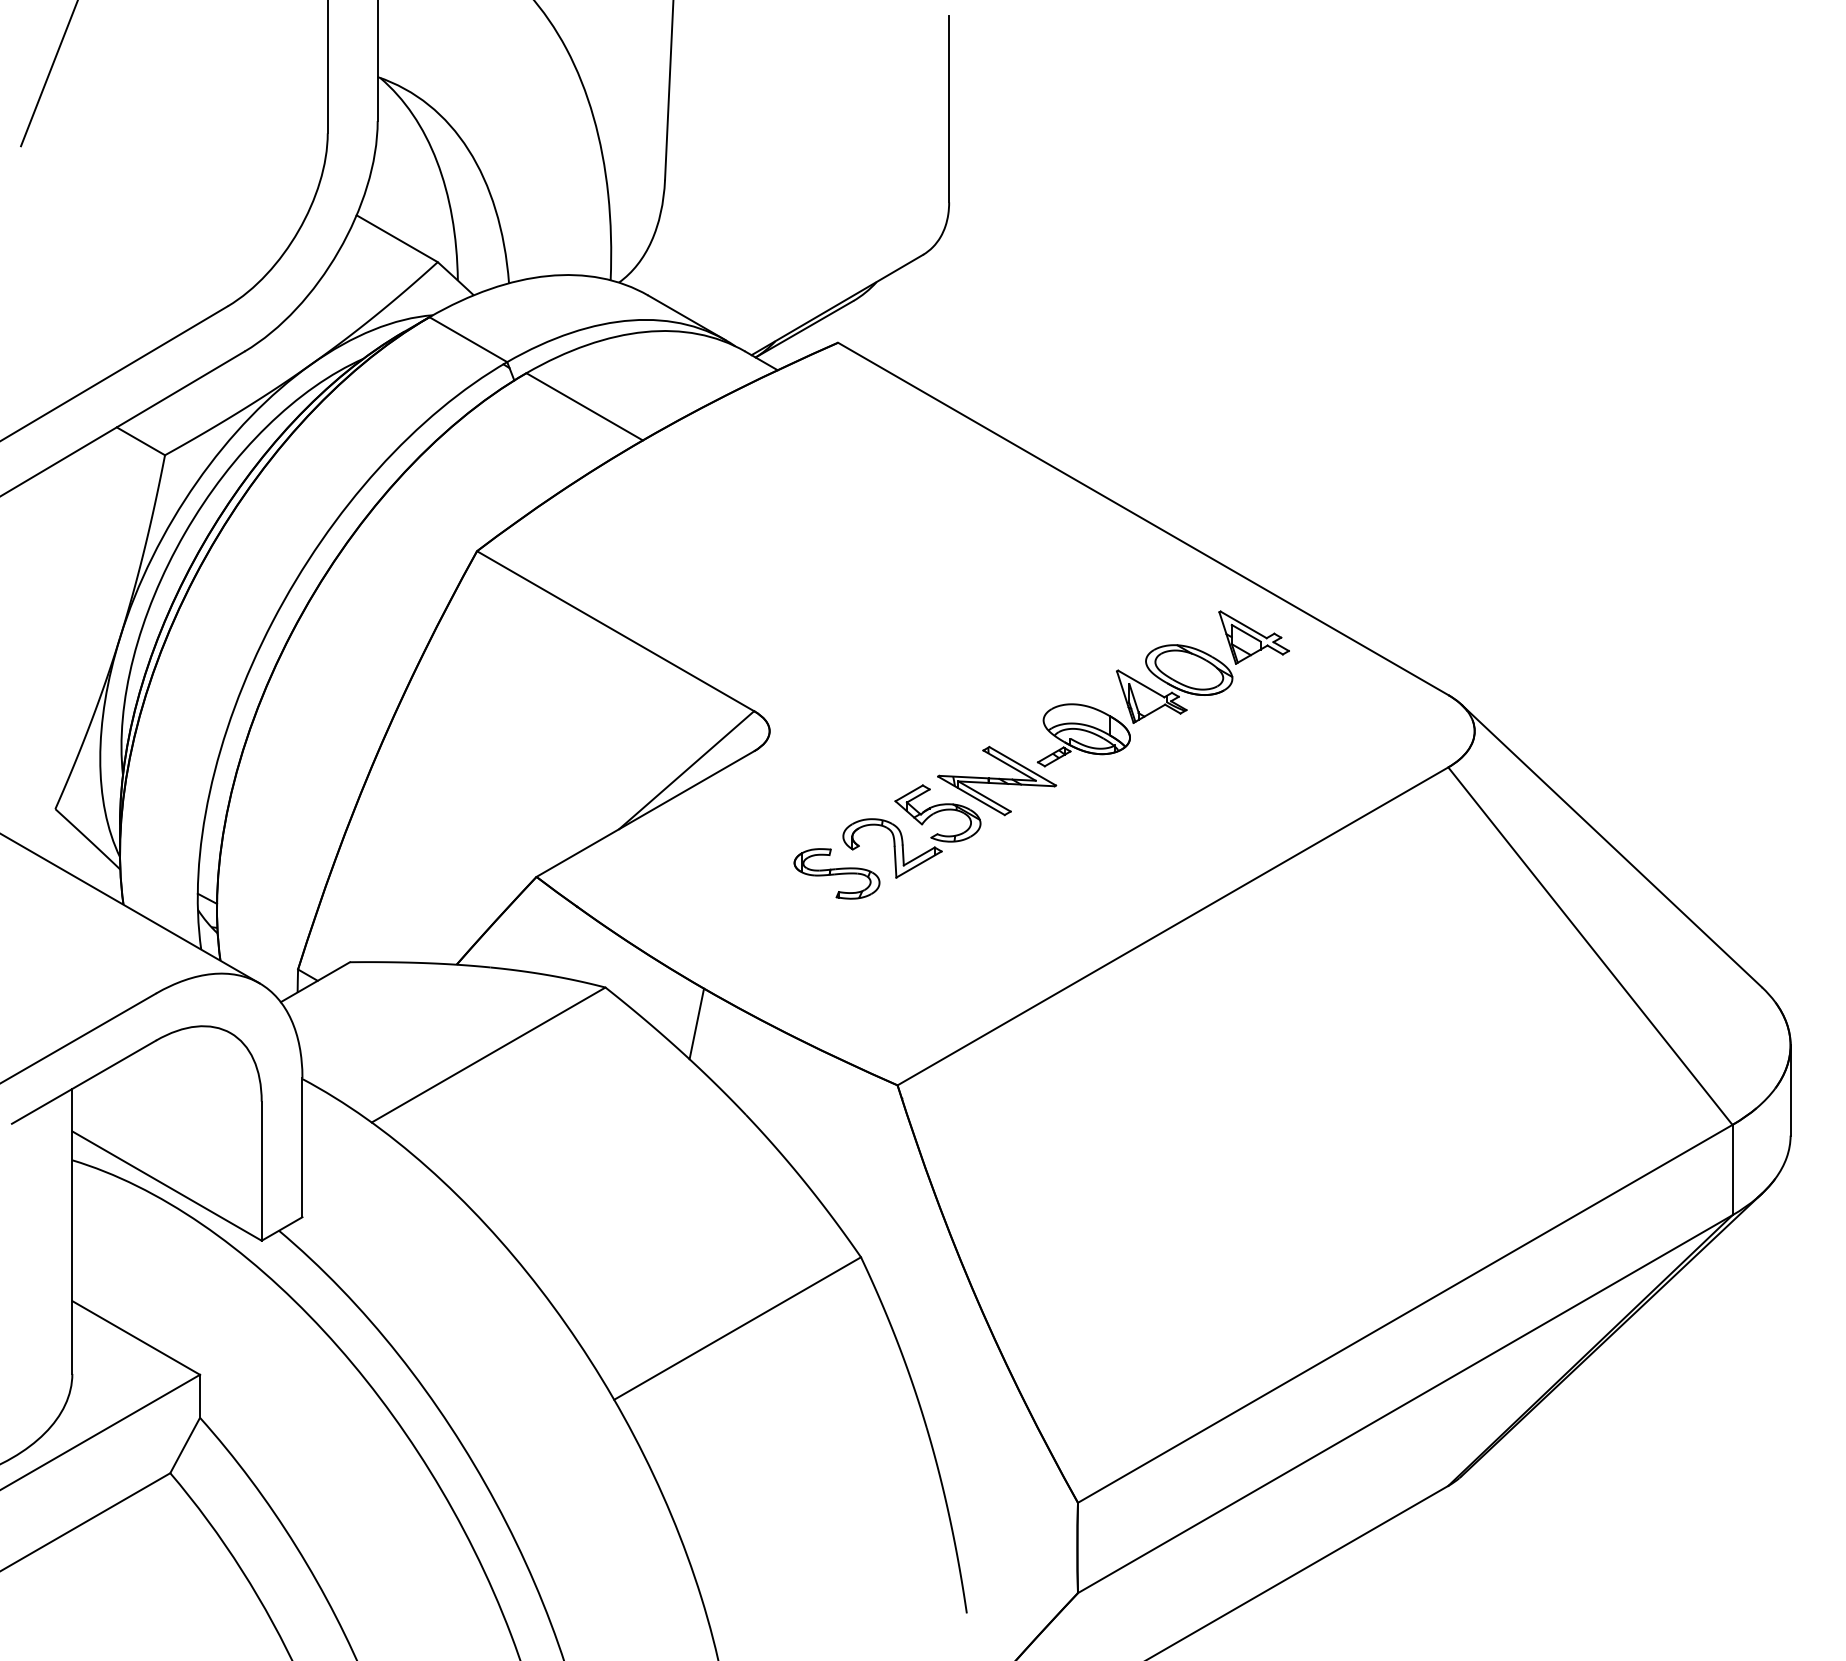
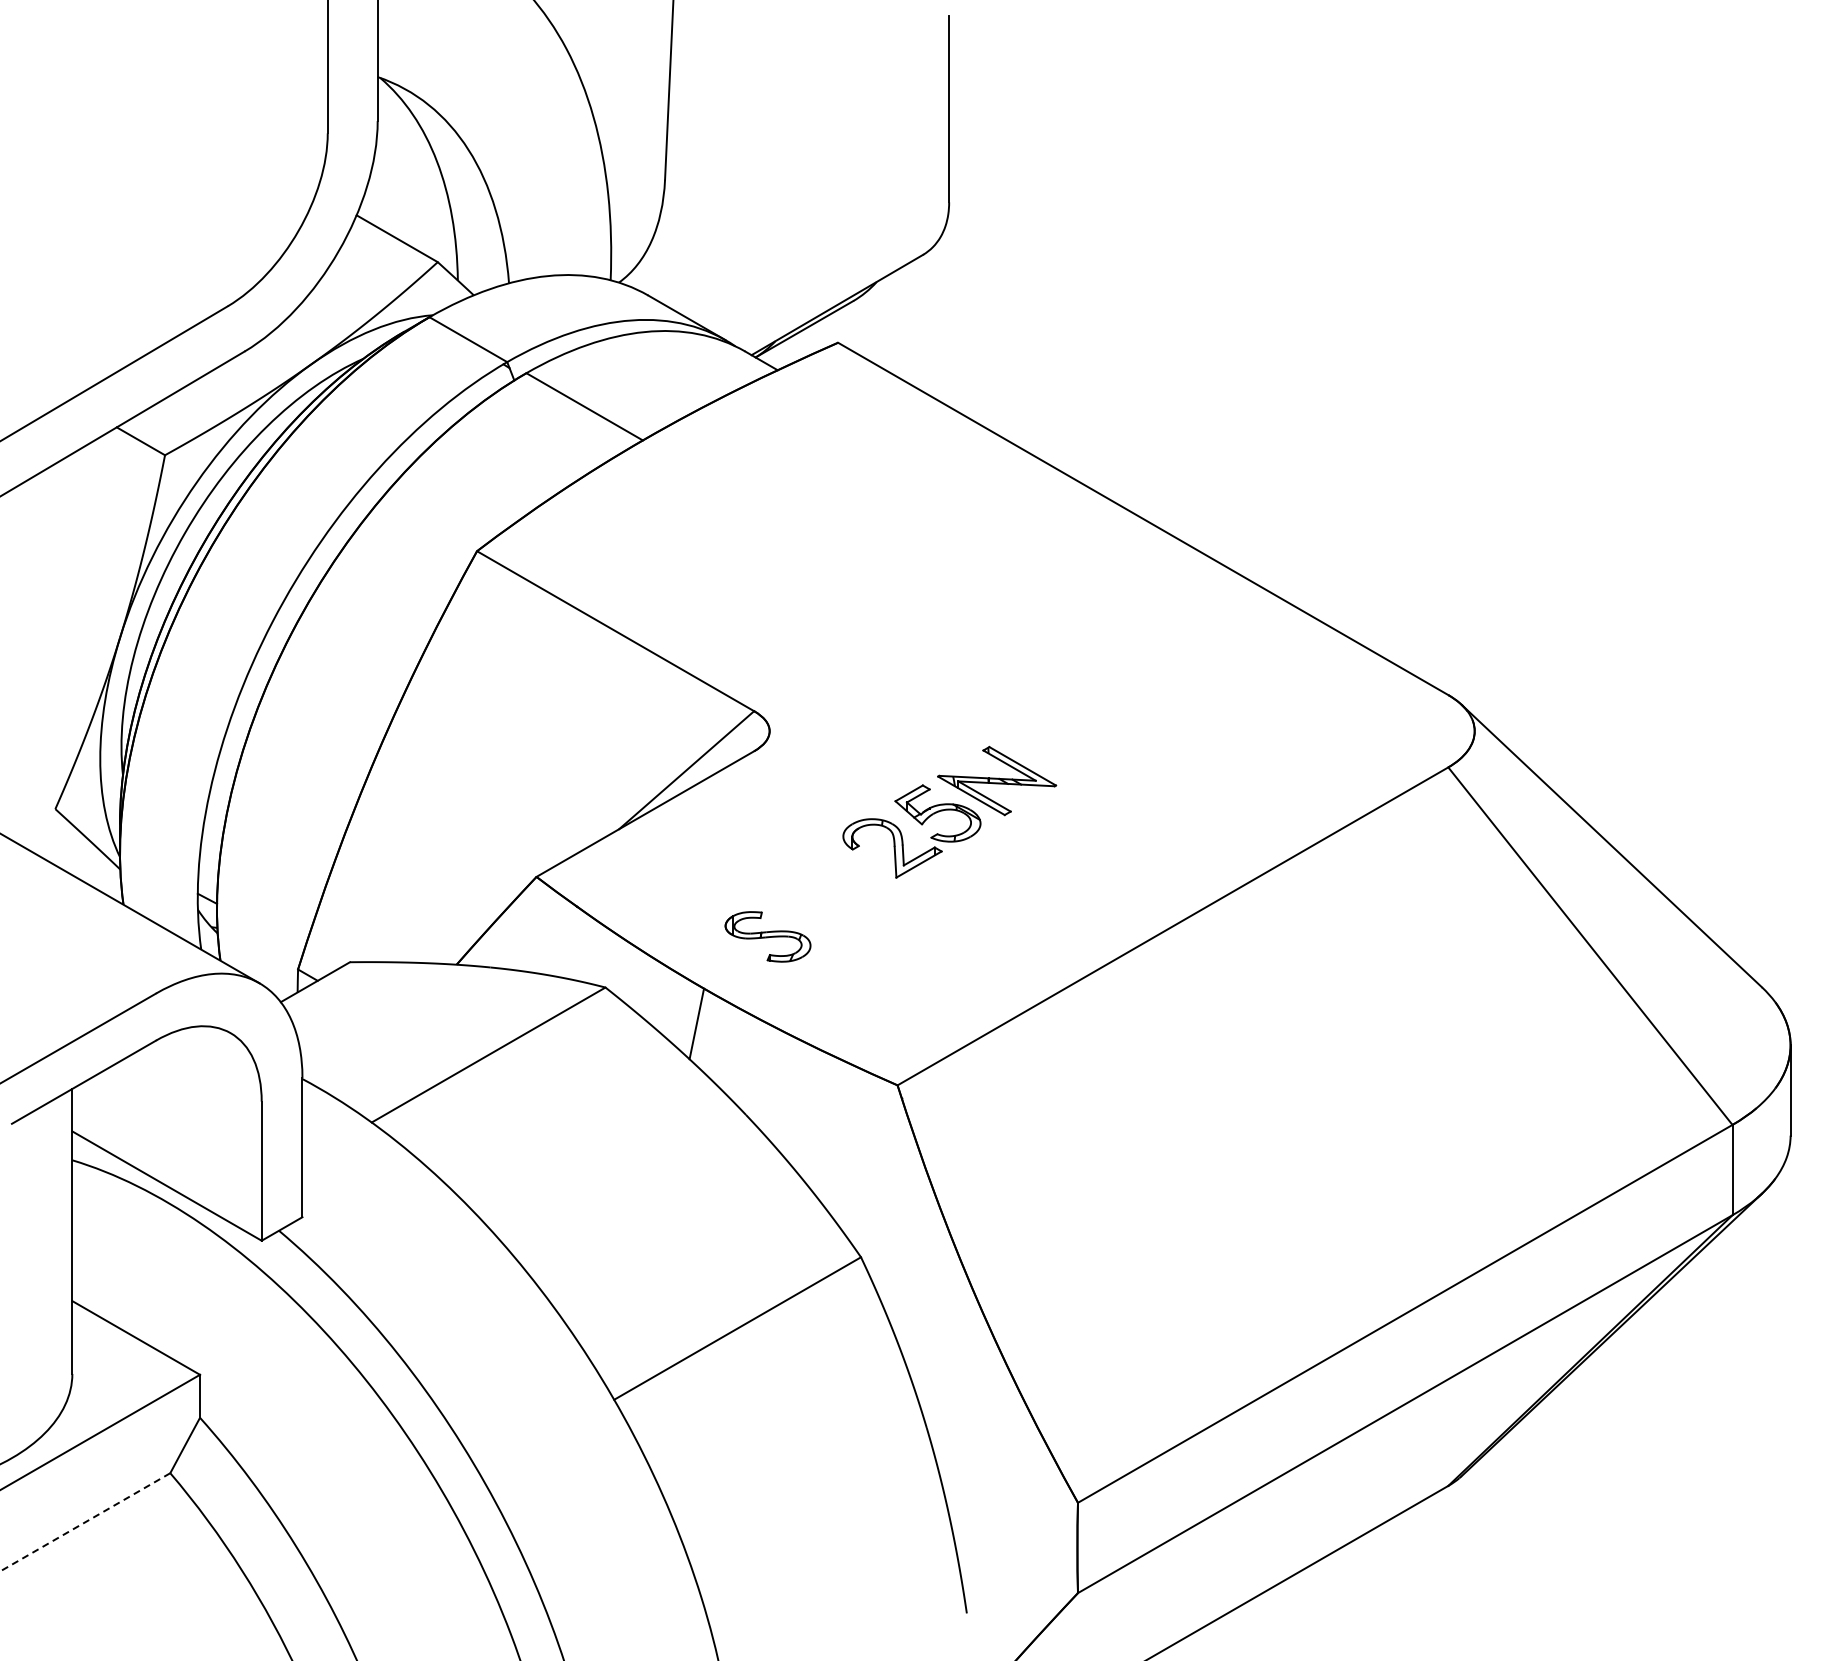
line: present -> none (49, 74)
part: present -> none (1162, 688)
part position: (836, 873) -> (767, 936) (767, 936)
line: solid -> dashed (85, 1522)
